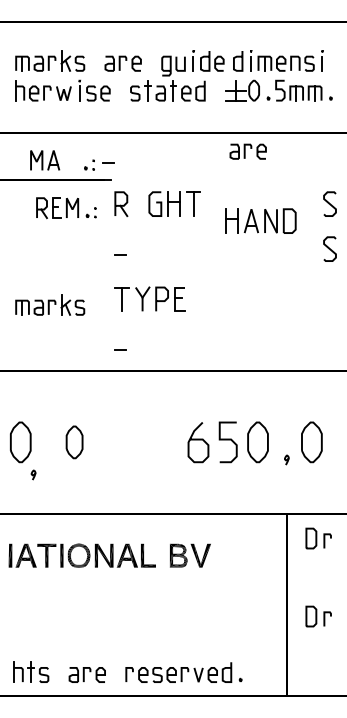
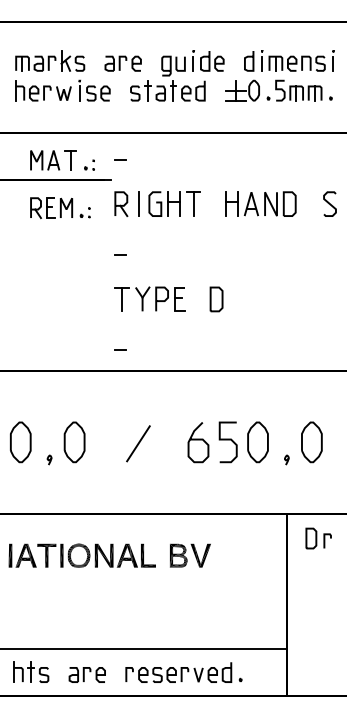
part position: (278, 60) -> (289, 60) (289, 60)
part: present -> none (247, 151)
part: none -> present (70, 160)
line position: (108, 162) -> (120, 159) (120, 159)
line: none -> present (138, 203)
part position: (66, 208) -> (60, 208) (60, 208)
part position: (260, 220) -> (260, 203) (260, 203)
curve: present -> none (329, 248)
part: none -> present (216, 299)
part: present -> none (50, 304)
part size: 19x35 px -> 23x43 px (74, 442)
line: none -> present (138, 443)
part position: (33, 474) -> (49, 459) (49, 459)
part: present -> none (318, 616)
line: none -> present (144, 648)
